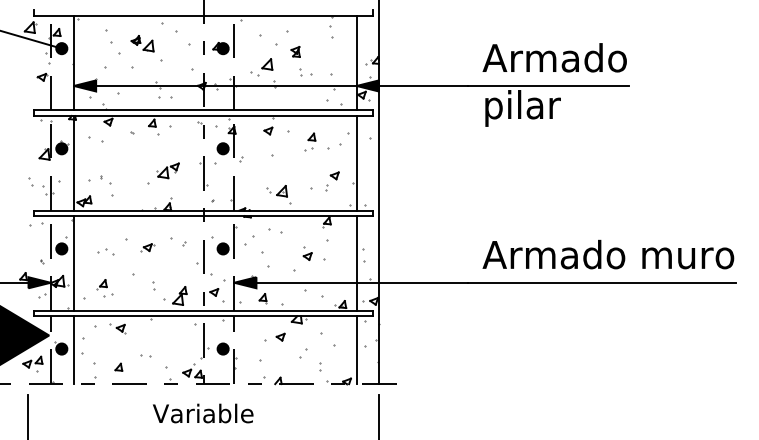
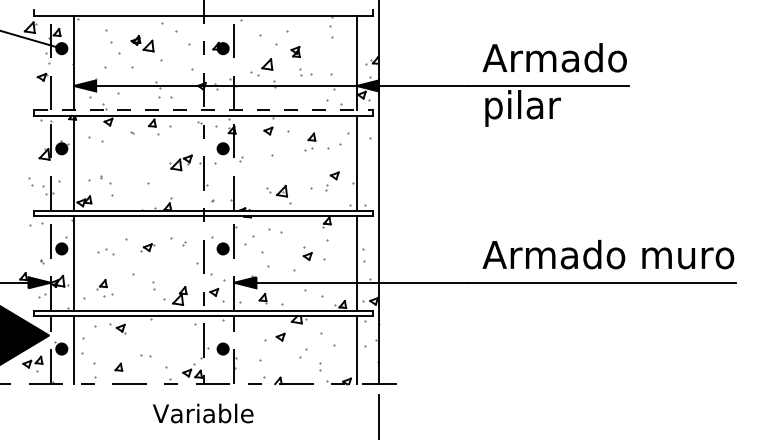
line: solid -> dashed (203, 110)
part position: (167, 170) -> (180, 162) (180, 162)
line: present -> none (28, 415)
